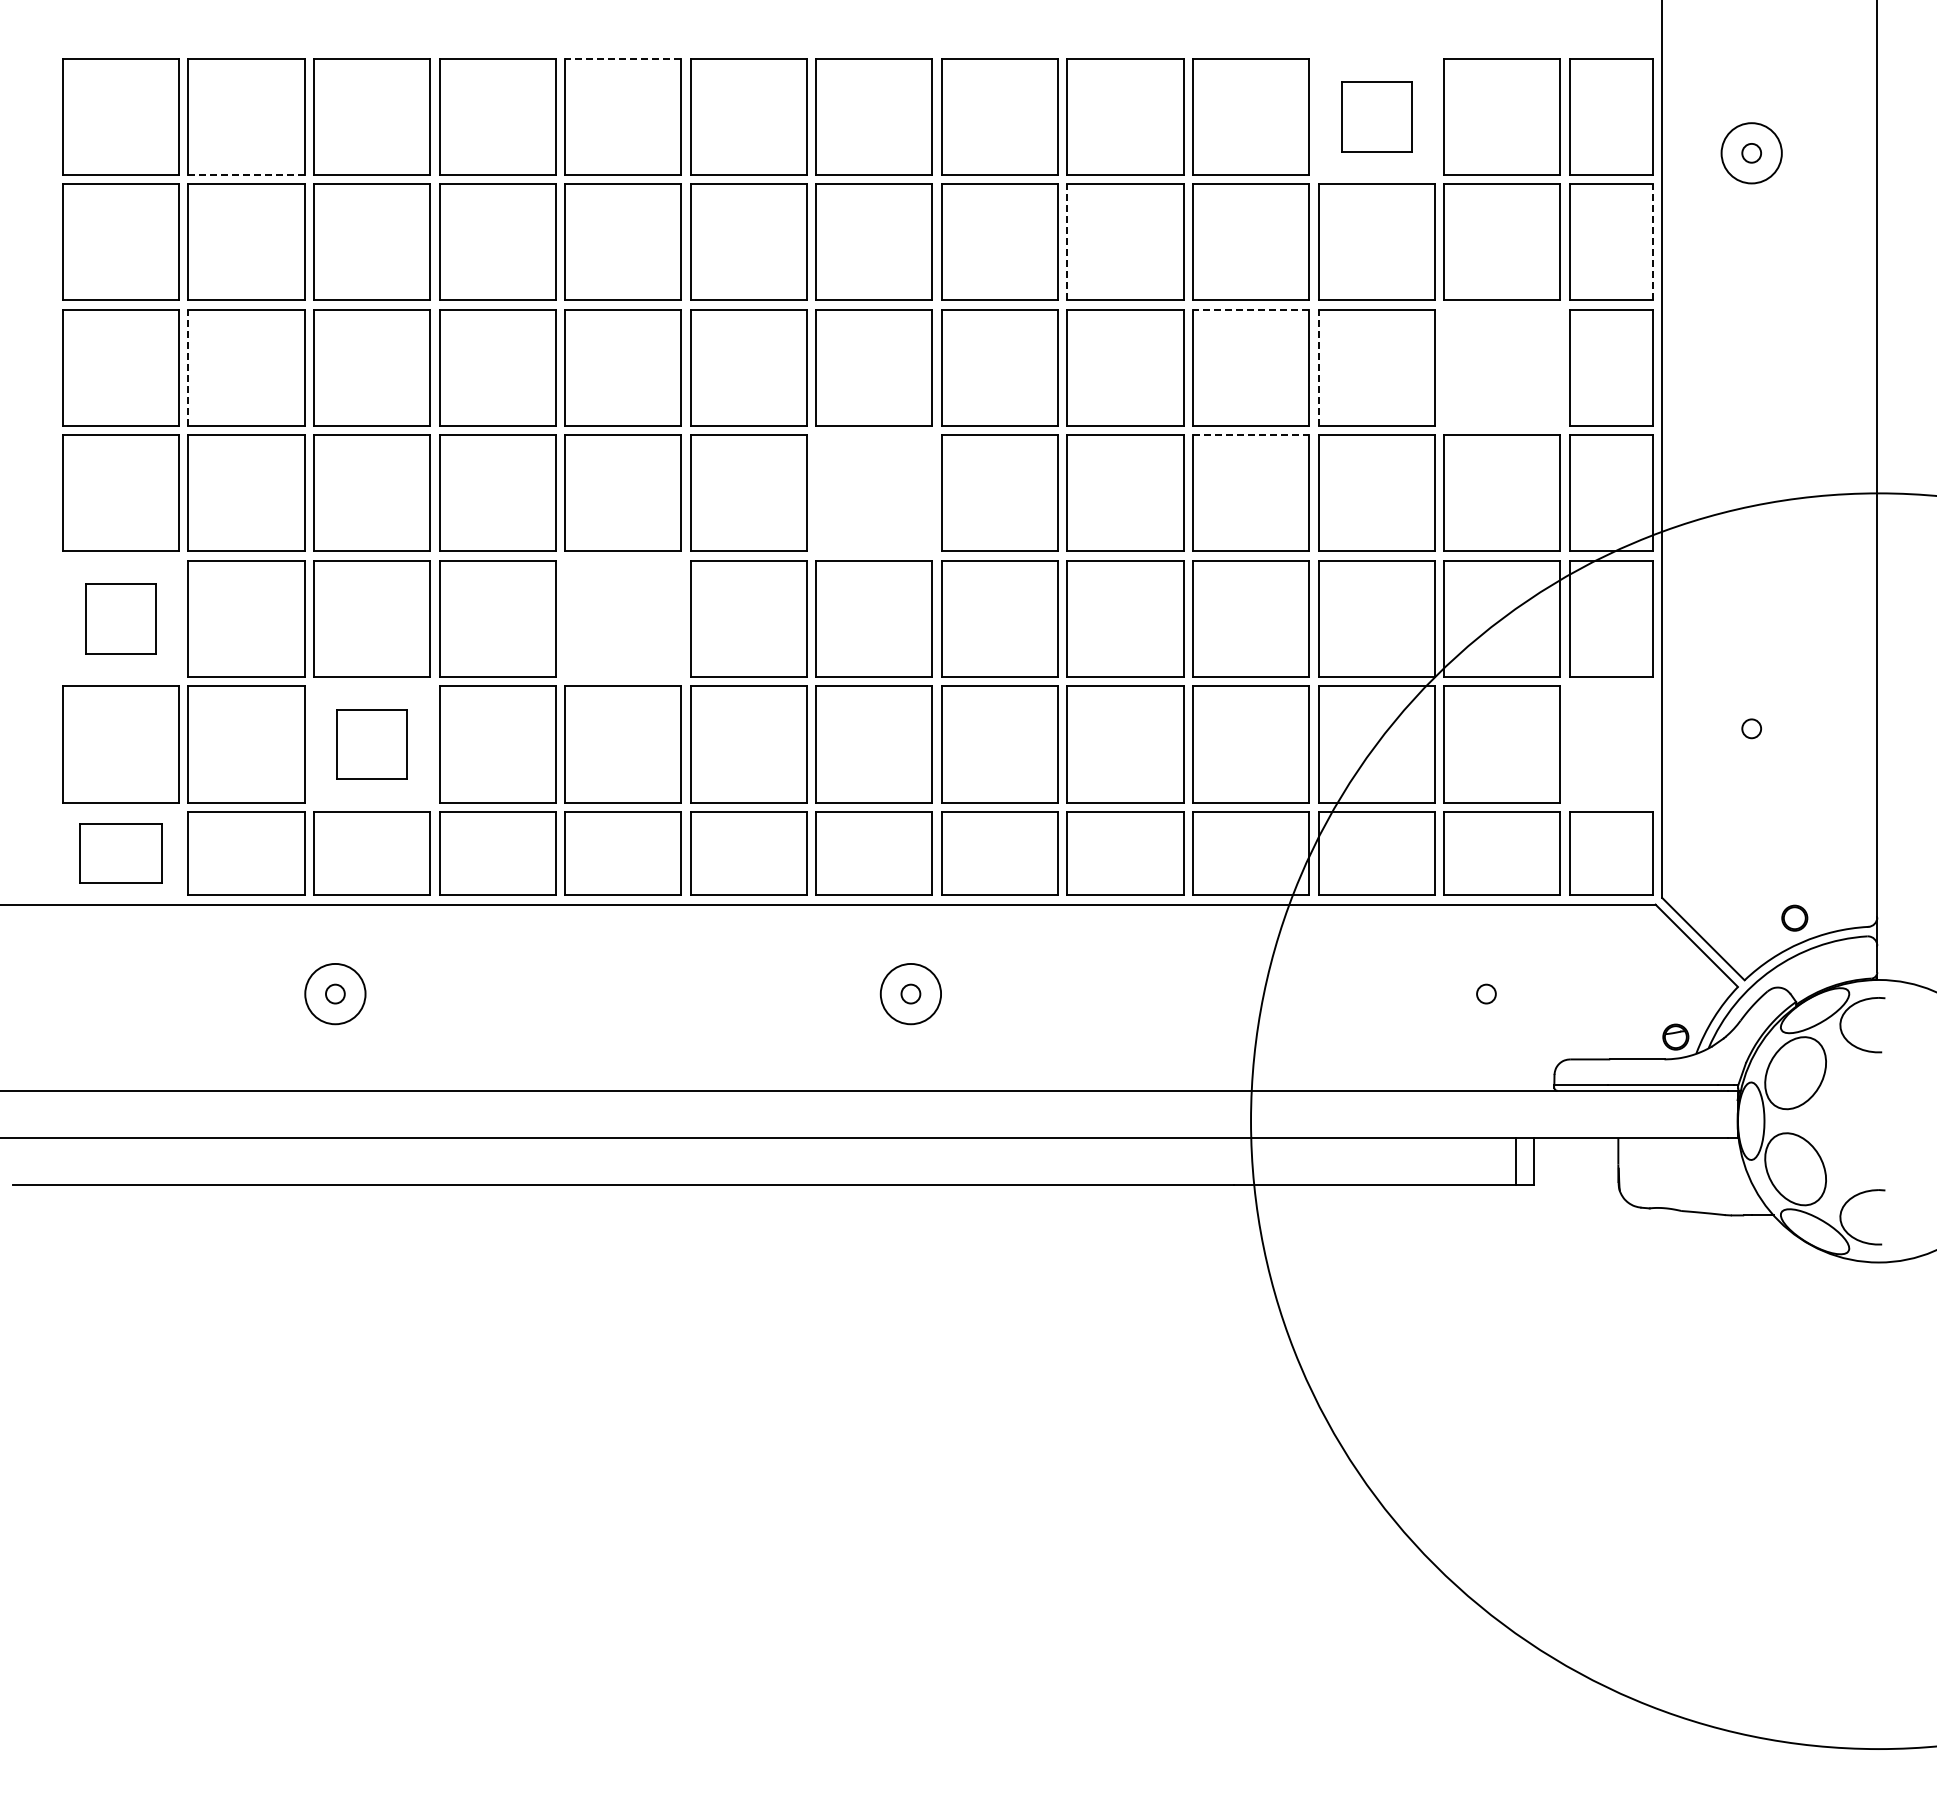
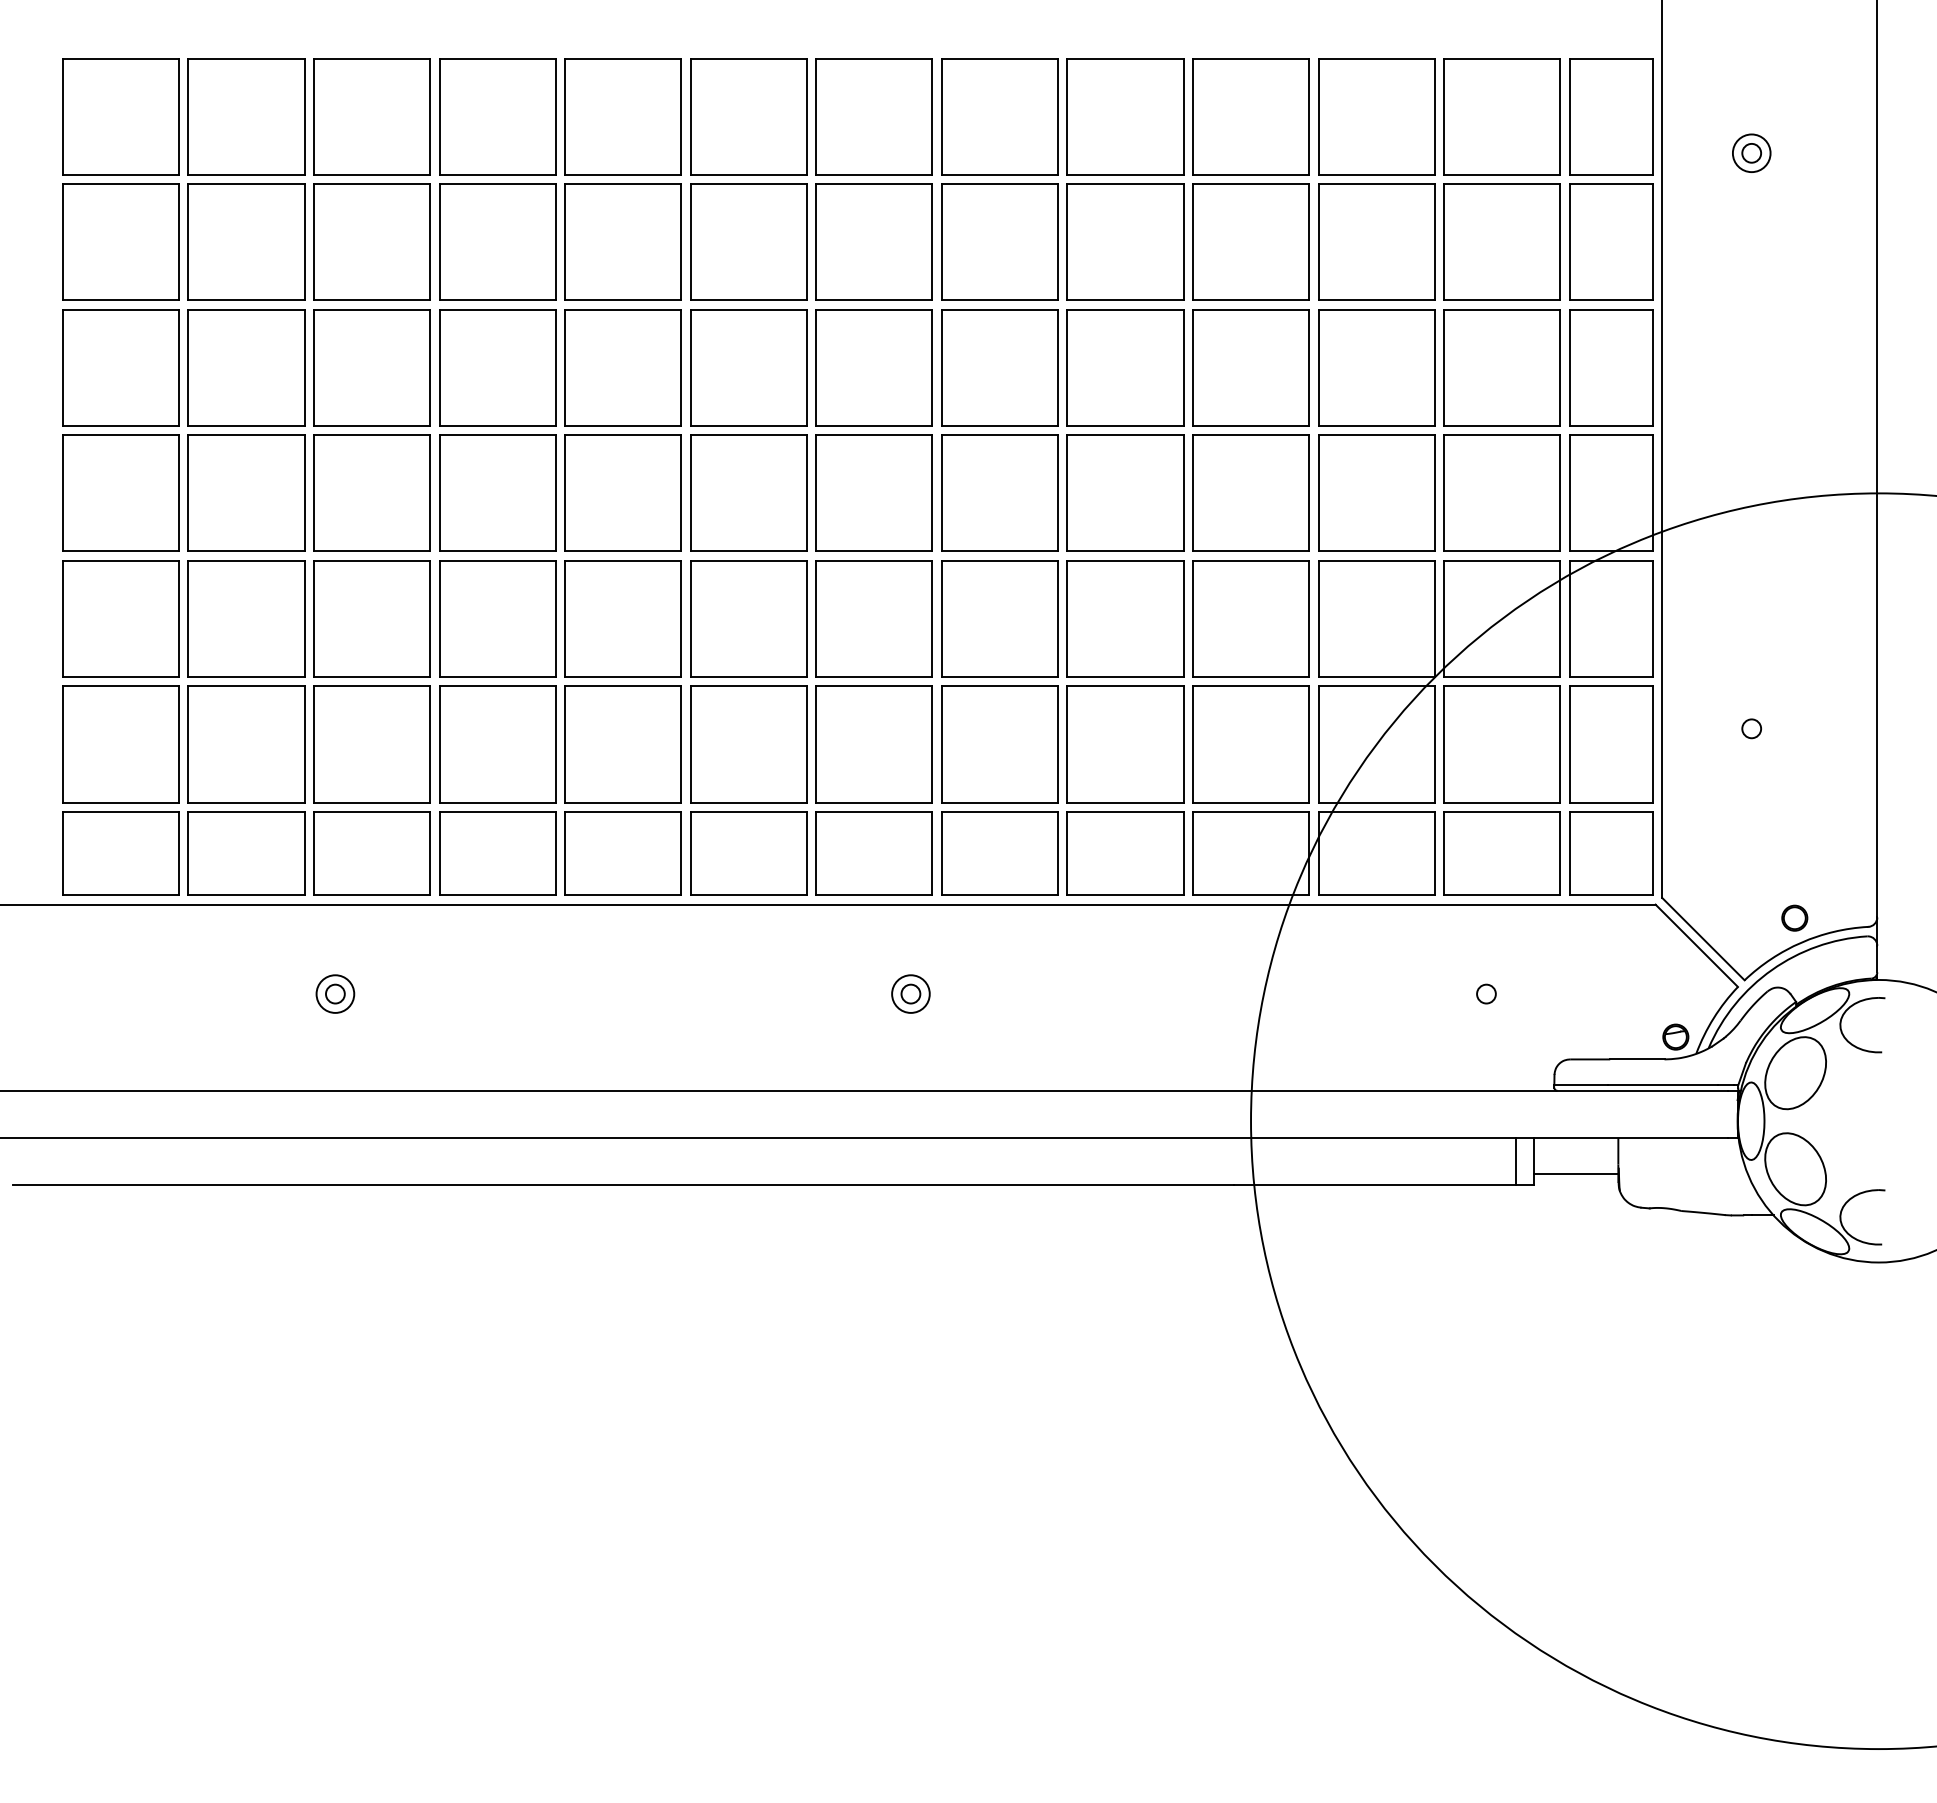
line: dashed -> solid (622, 58)
part size: 72x72 px -> 118x118 px (1376, 116)
circle diameter: 60 px -> 38 px (1751, 153)
line: dashed -> solid (246, 174)
line: dashed -> solid (1067, 241)
line: dashed -> solid (1652, 241)
line: dashed -> solid (1250, 309)
line: dashed -> solid (188, 367)
line: dashed -> solid (1318, 367)
part: none -> present (1501, 367)
line: dashed -> solid (1251, 435)
part: none -> present (873, 492)
part size: 72x72 px -> 118x118 px (120, 618)
part: none -> present (622, 618)
part size: 72x71 px -> 118x119 px (371, 744)
part: none -> present (1611, 744)
part size: 84x61 px -> 118x85 px (120, 853)
circle diameter: 60 px -> 38 px (335, 993)
circle diameter: 60 px -> 38 px (910, 993)
line: none -> present (1575, 1174)
